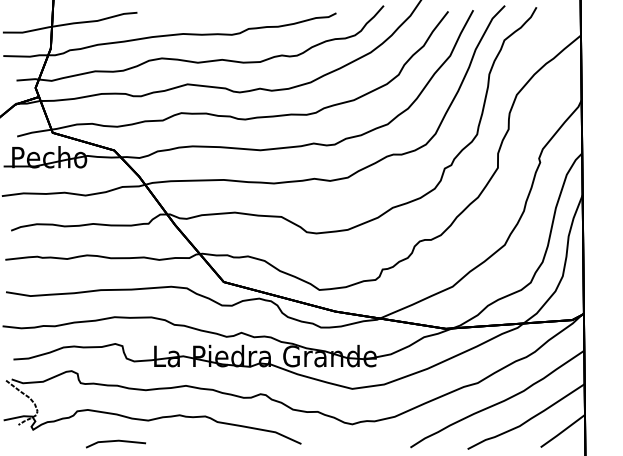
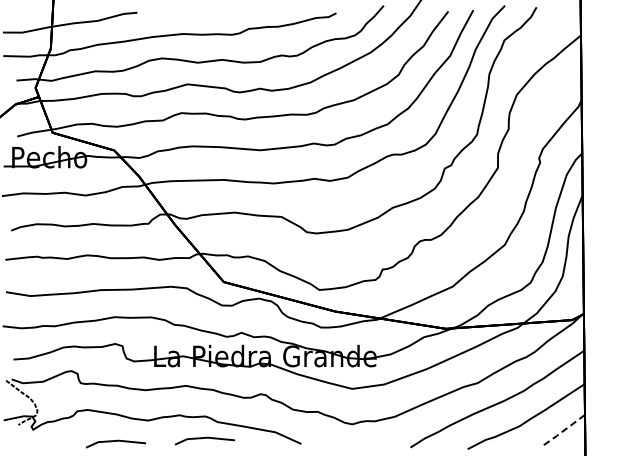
line: solid -> dashed (562, 431)
line: none -> present (204, 438)
